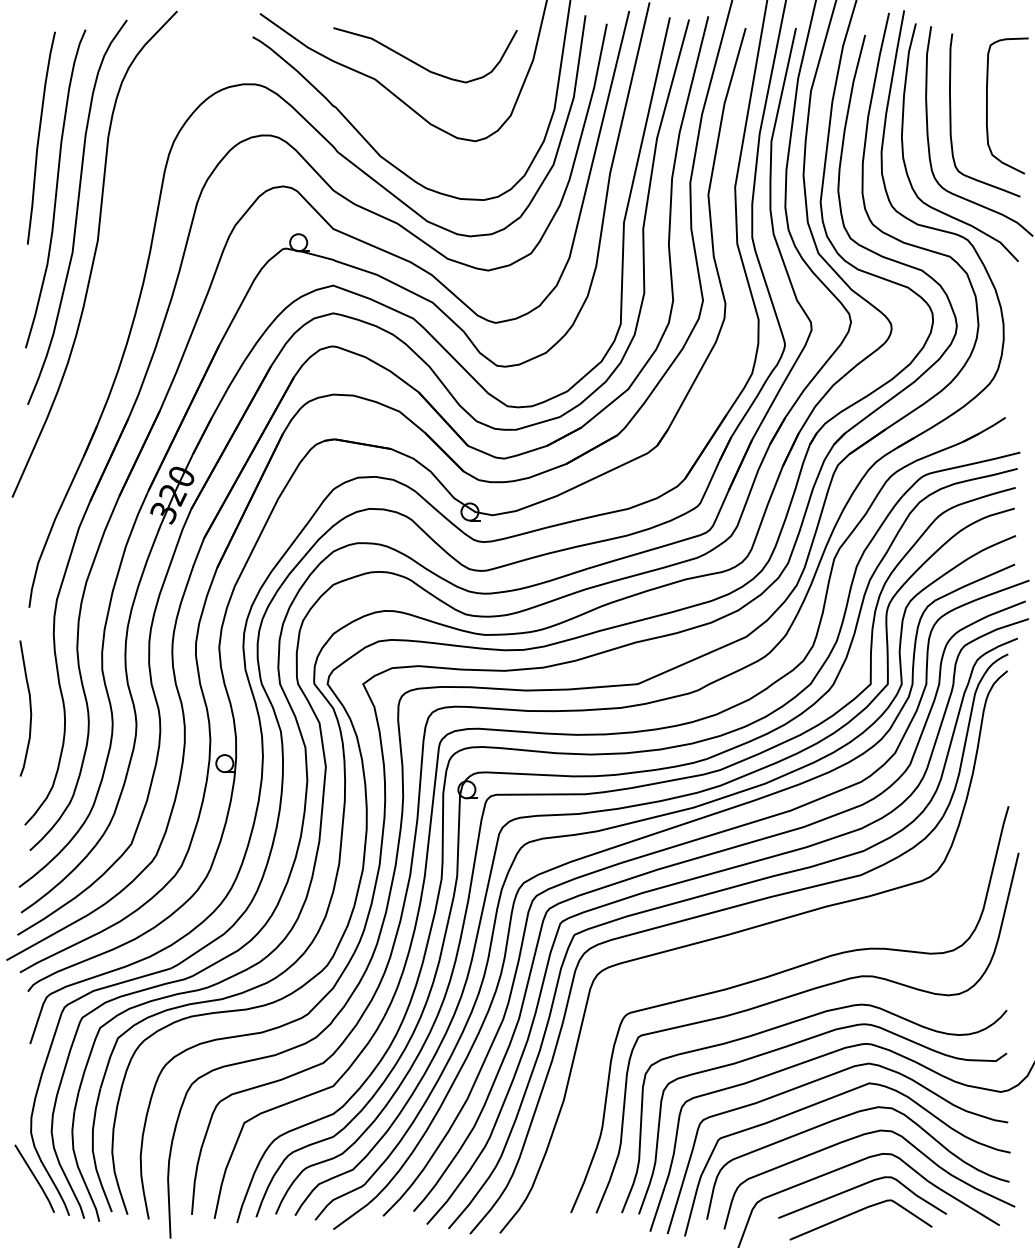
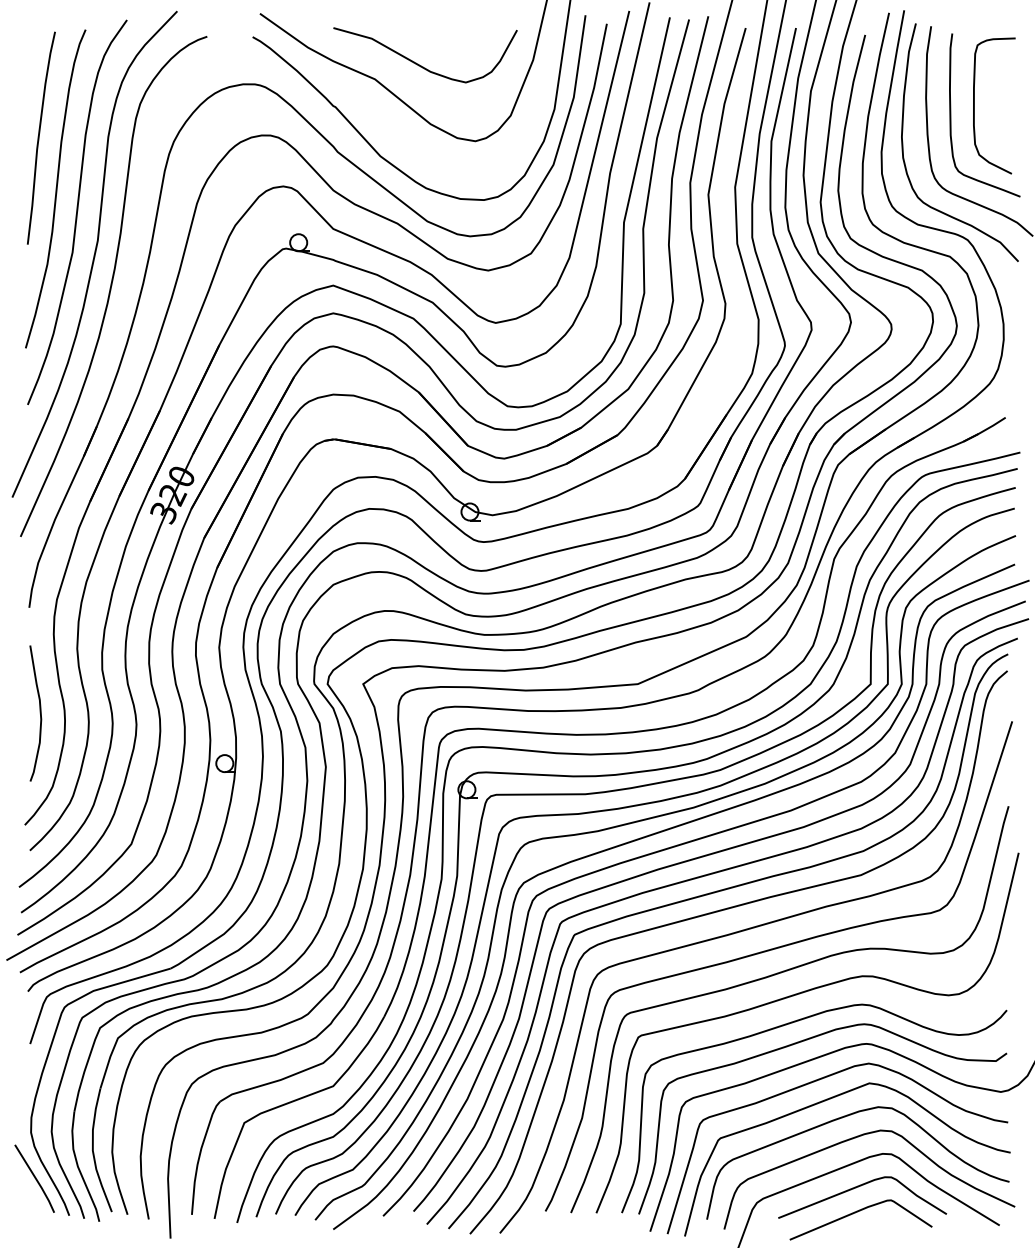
curve position: (987, 105) -> (974, 105) (974, 105)
curve: none -> present (112, 285)
curve position: (29, 708) -> (39, 713) (39, 713)
curve: none -> present (772, 950)
